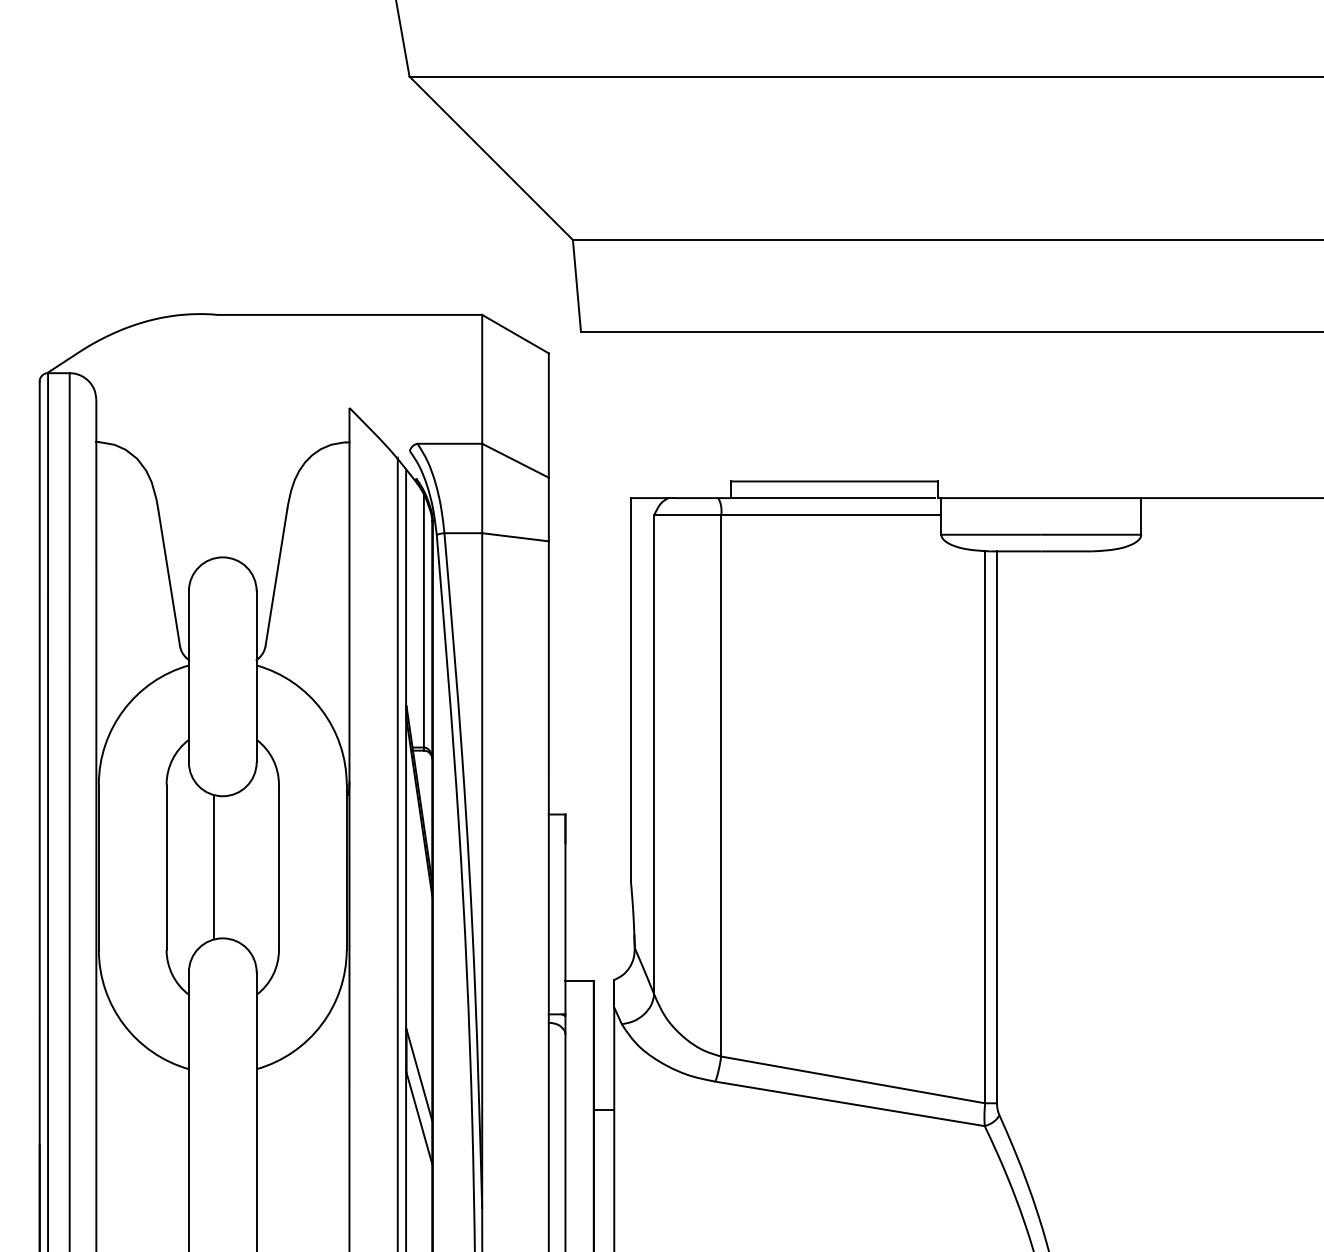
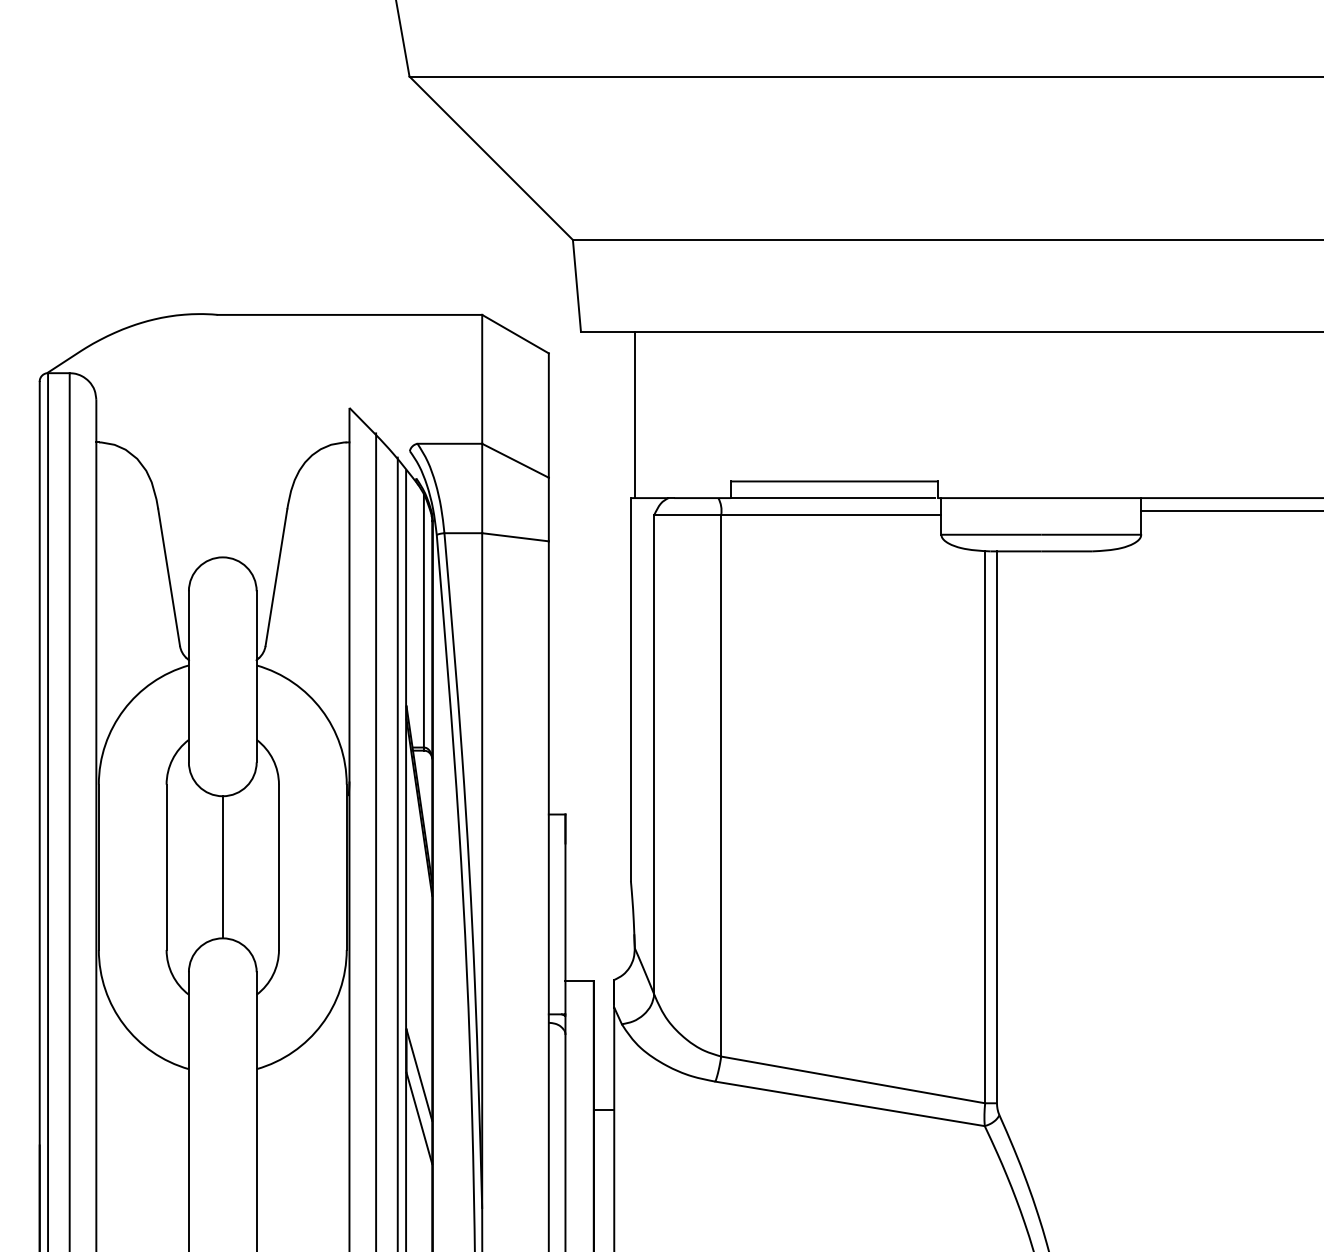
line: none -> present (635, 414)
line: none -> present (1230, 511)
line: none -> present (376, 840)
line position: (213, 867) -> (222, 867) (222, 867)
